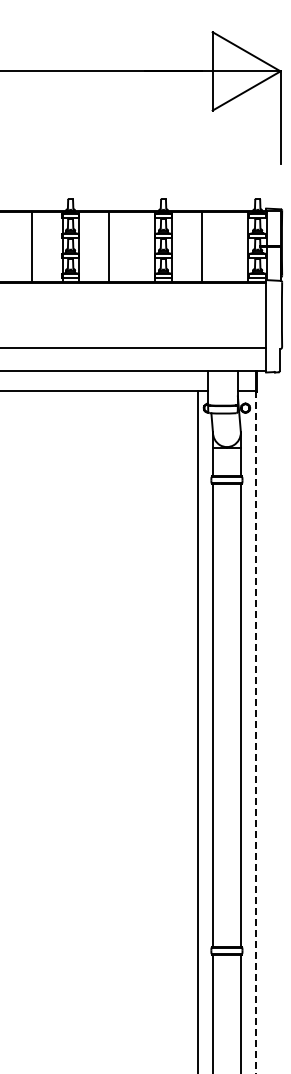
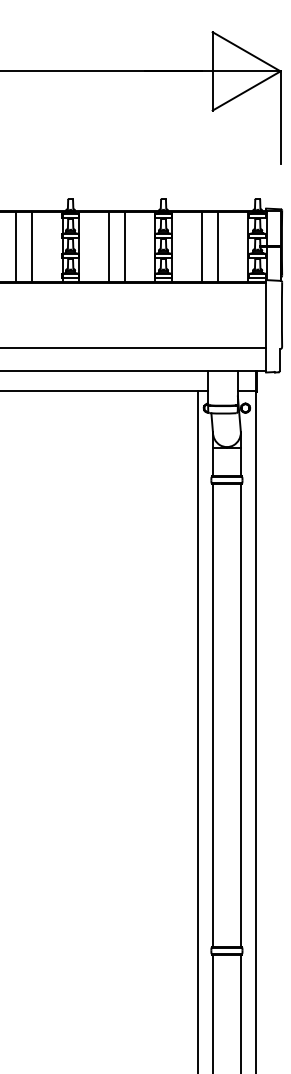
line: none -> present (16, 246)
line: none -> present (125, 246)
line: none -> present (218, 246)
line: dashed -> solid (255, 732)
